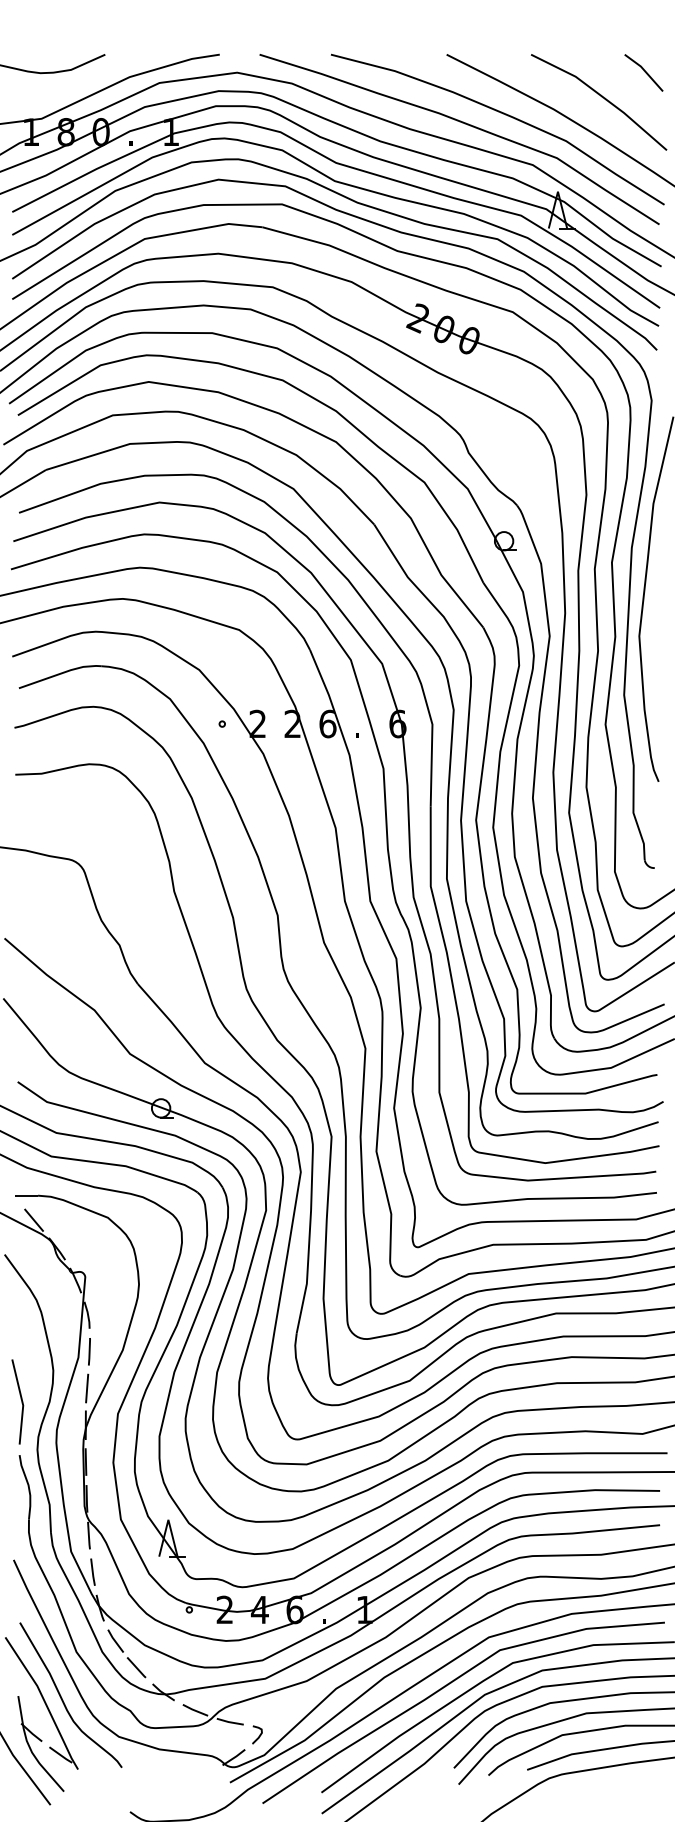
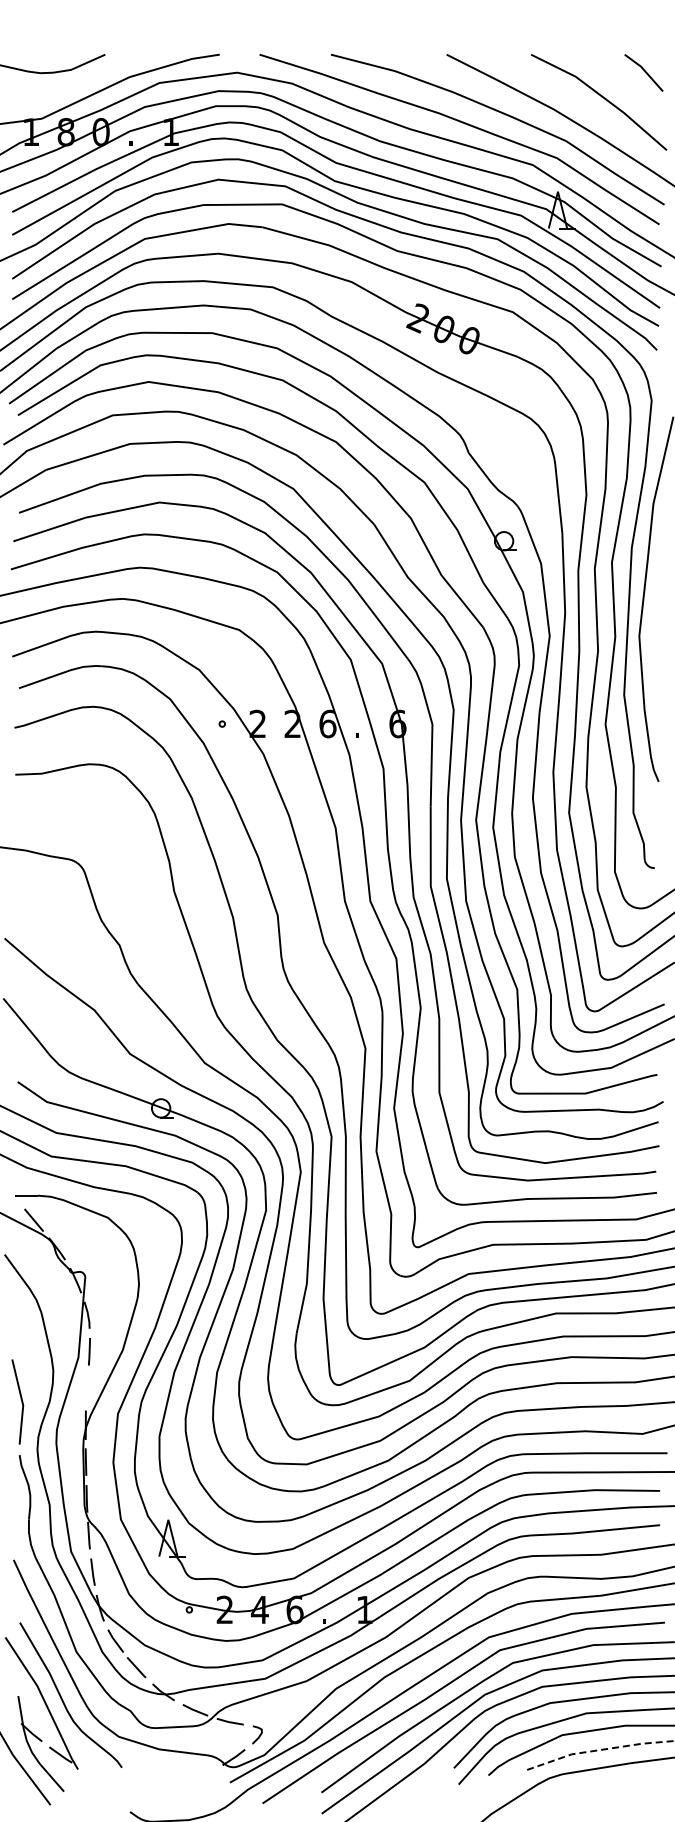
line: present -> none (87, 1388)
line: solid -> dashed (600, 1750)
